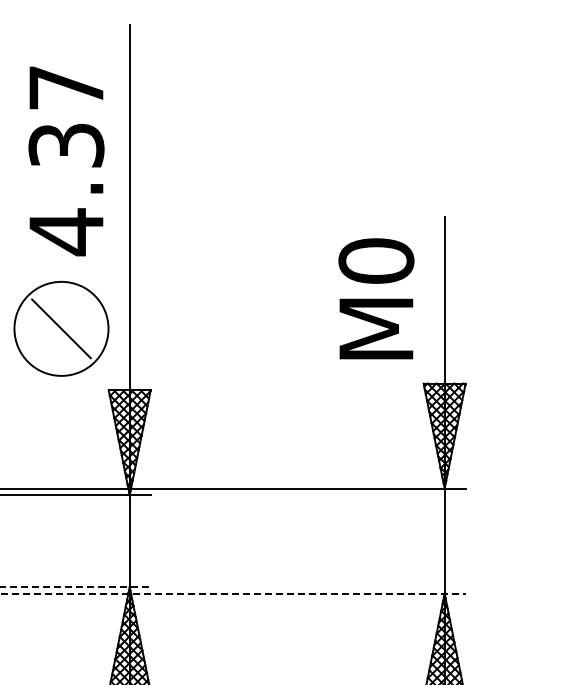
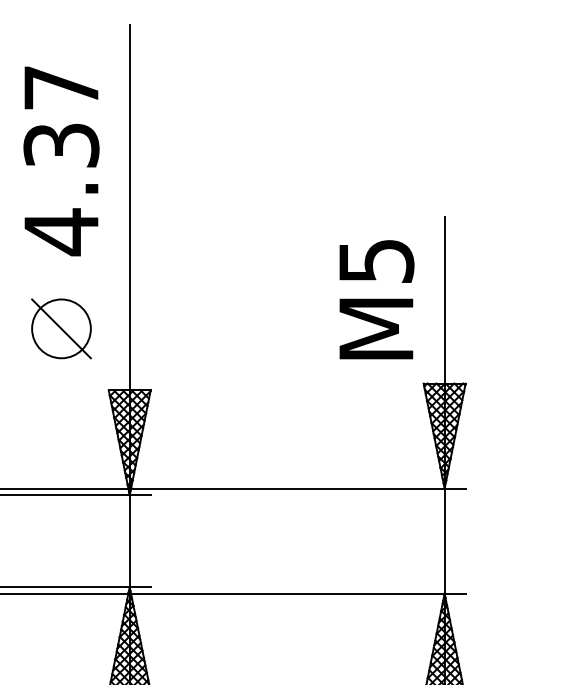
text position: (66, 161) -> (61, 161) (61, 161)
text: M0 -> M5 (376, 260)
circle diameter: 94 px -> 59 px (61, 328)
line: dashed -> solid (75, 587)
line: dashed -> solid (233, 593)
